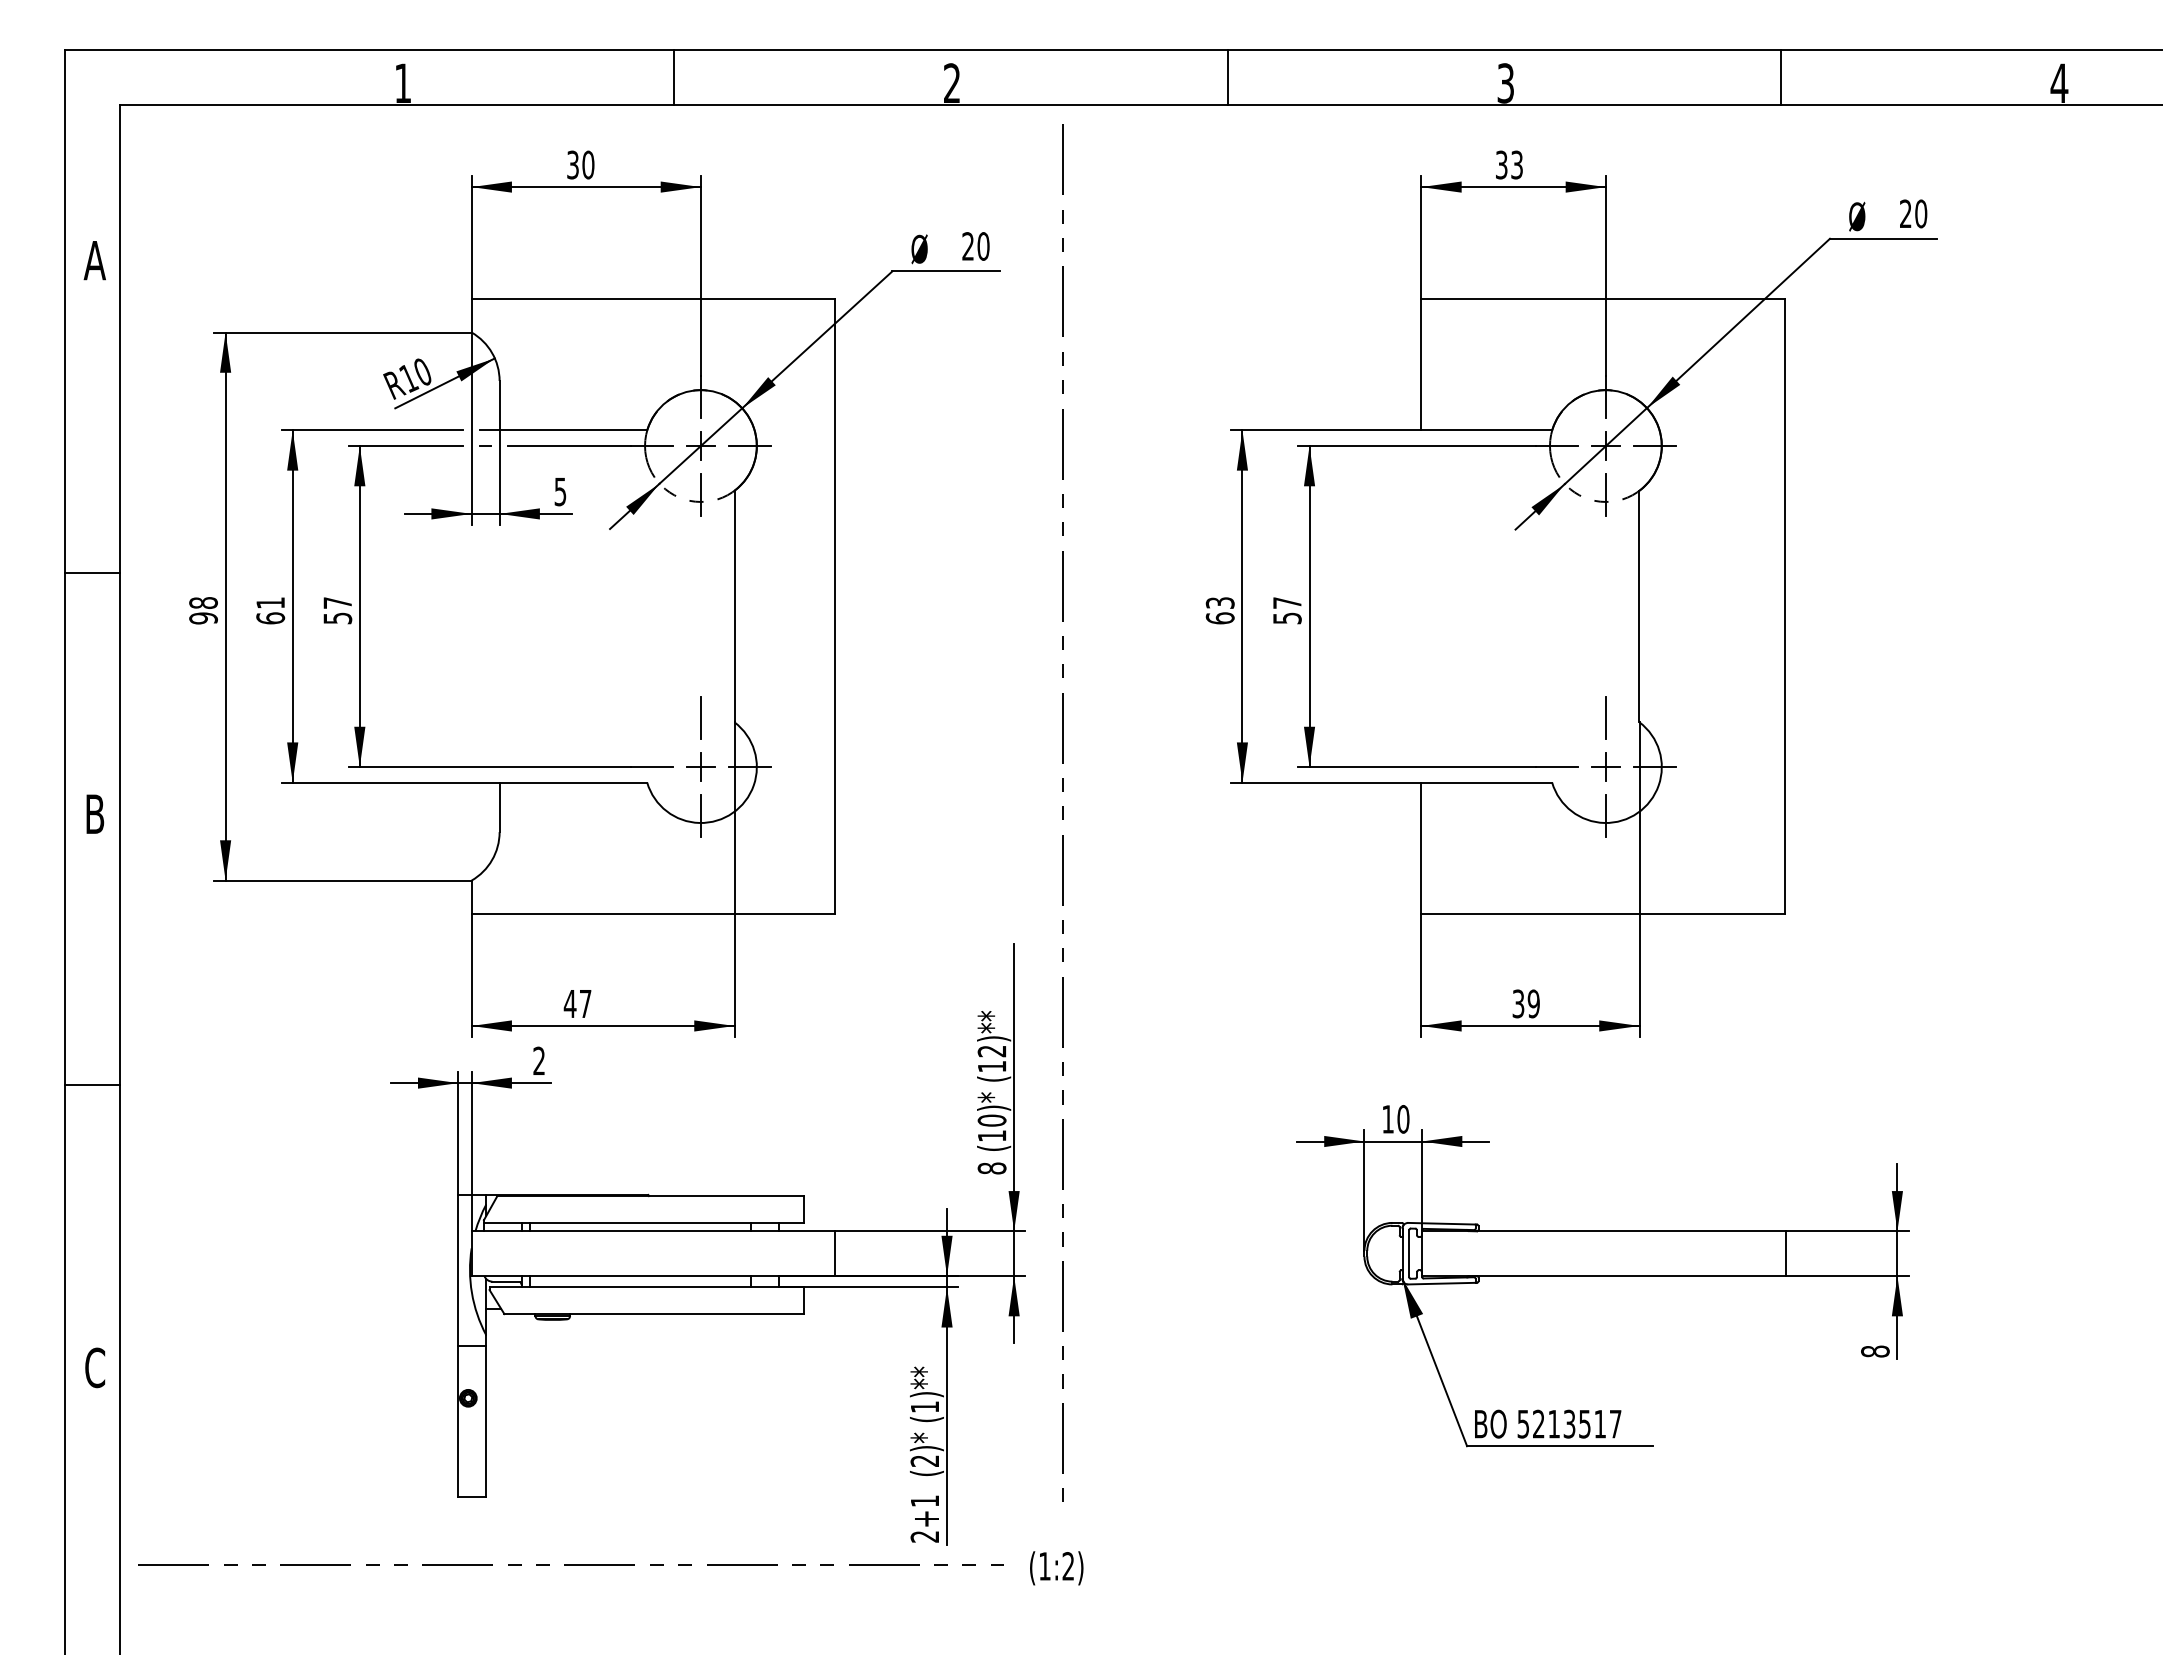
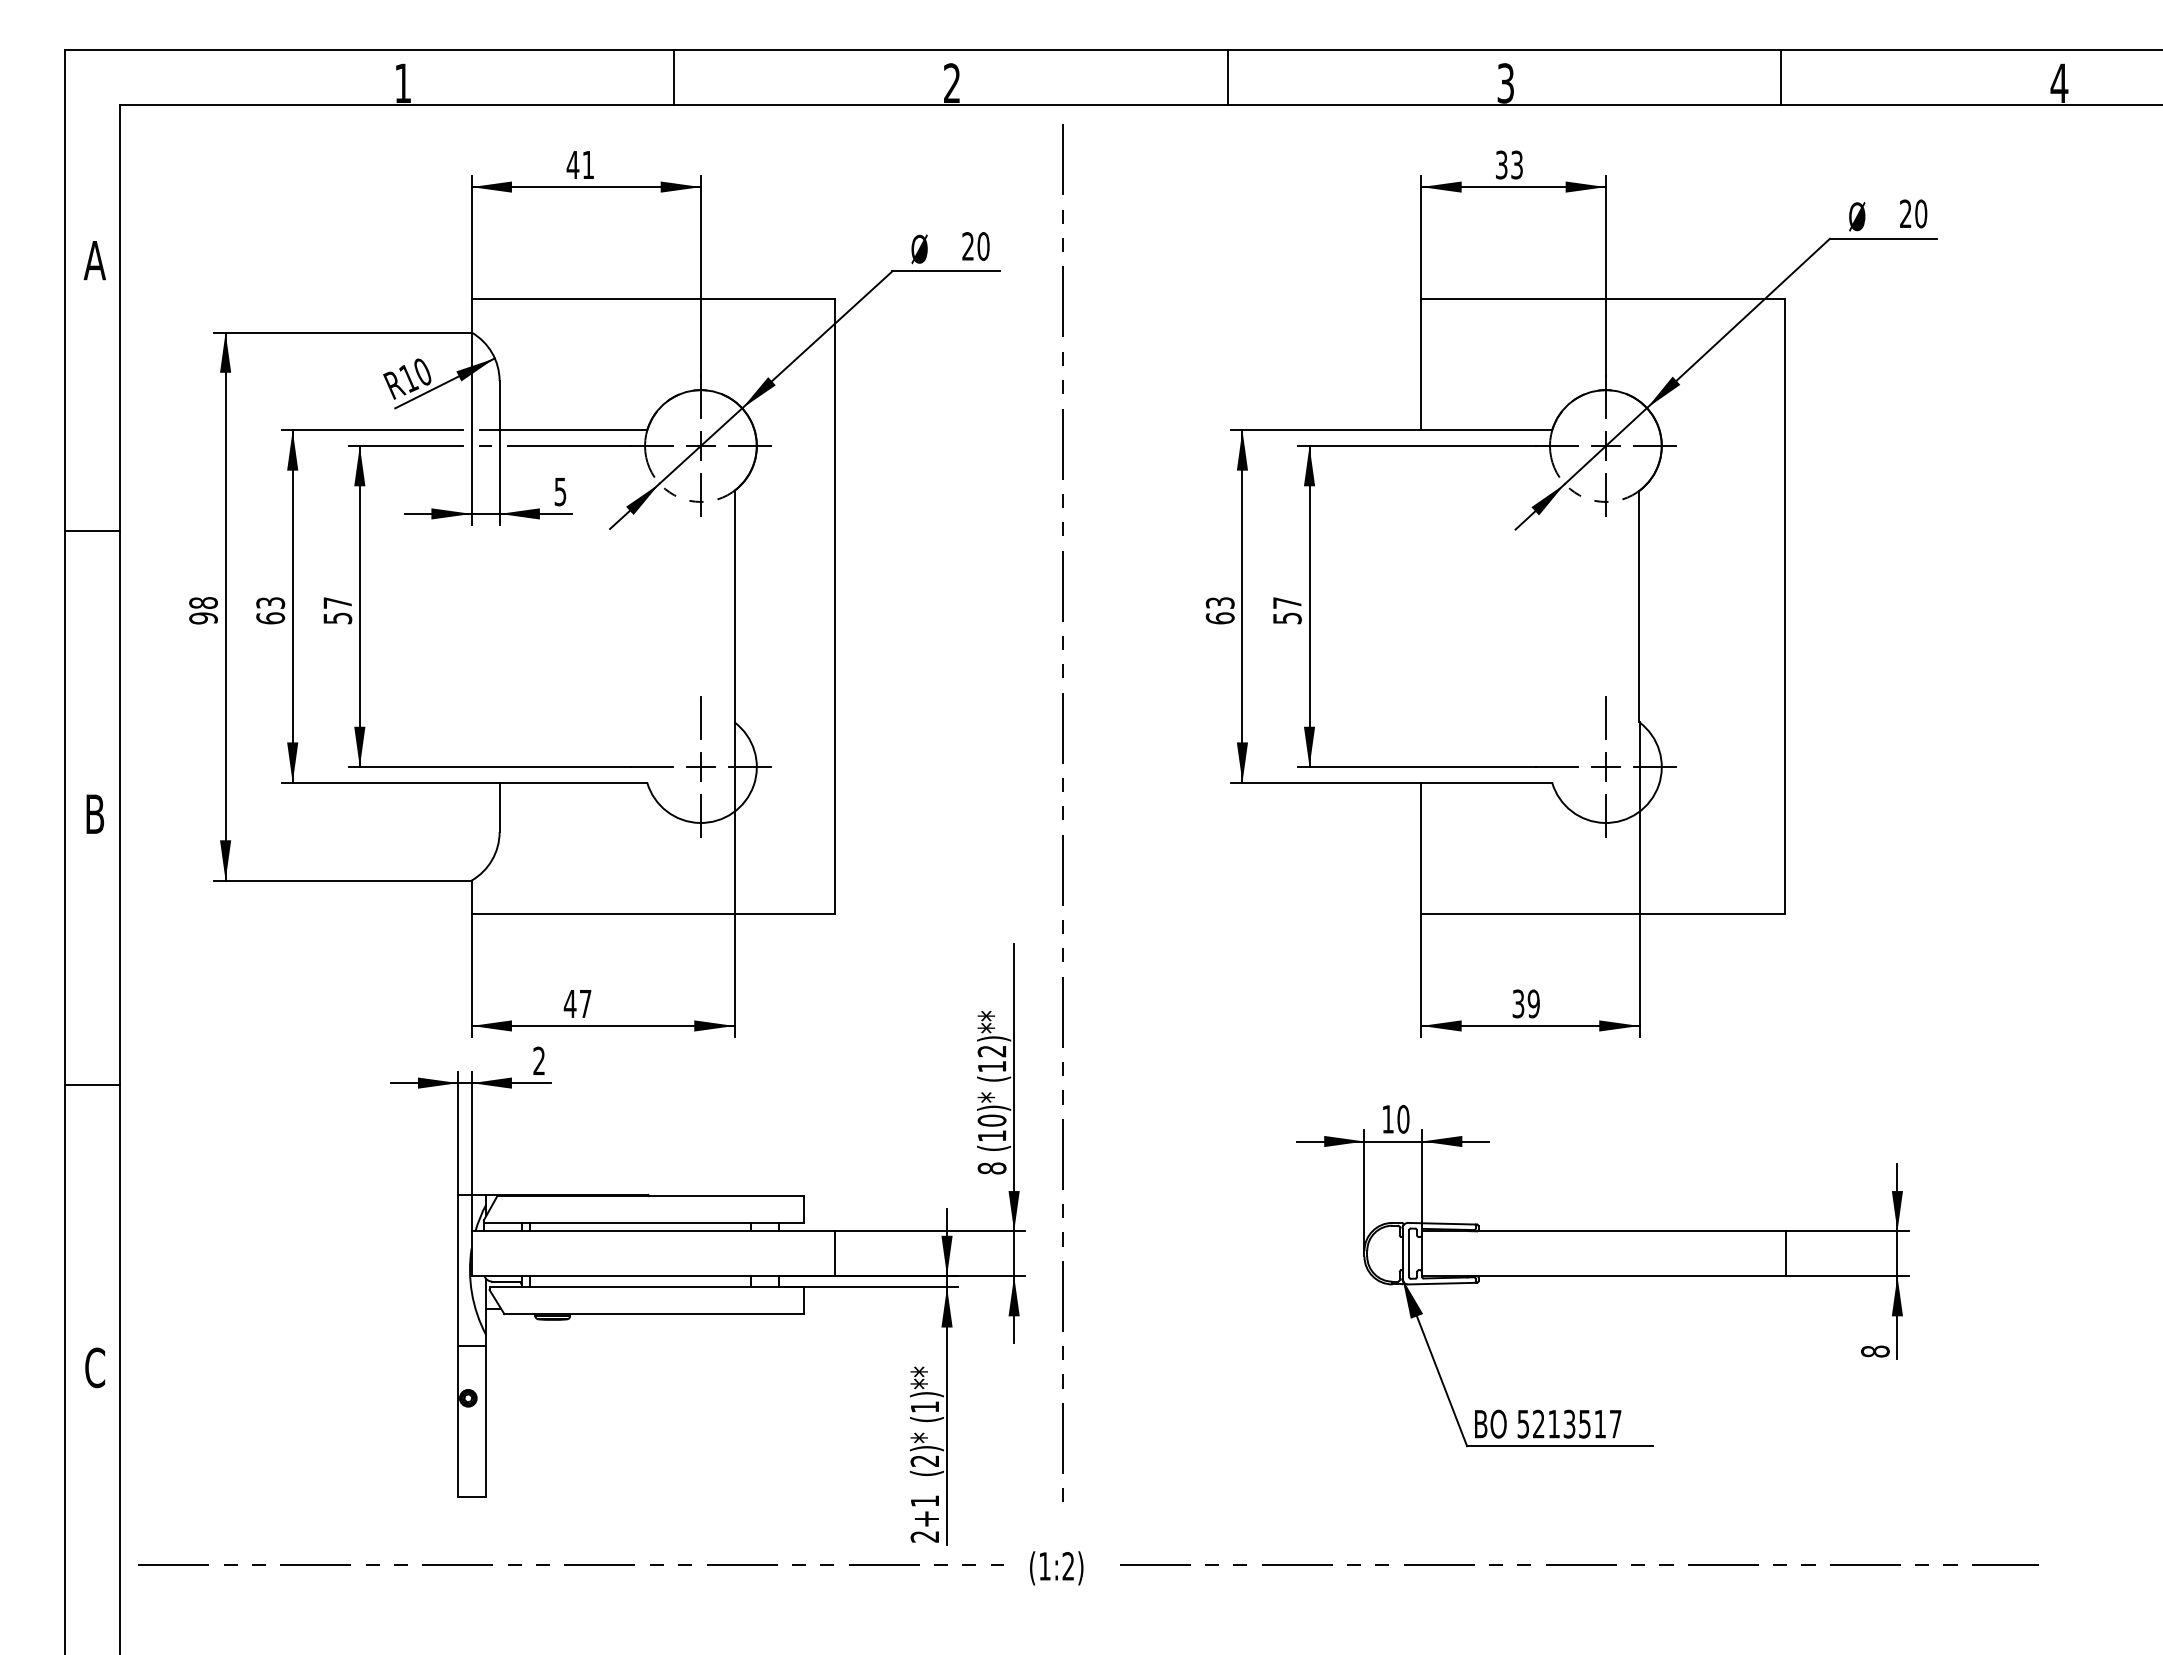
text: 30 -> 41 (580, 164)
line position: (92, 573) -> (92, 531) (92, 531)
text: 61 -> 63 (270, 602)
line: none -> present (1579, 1564)
